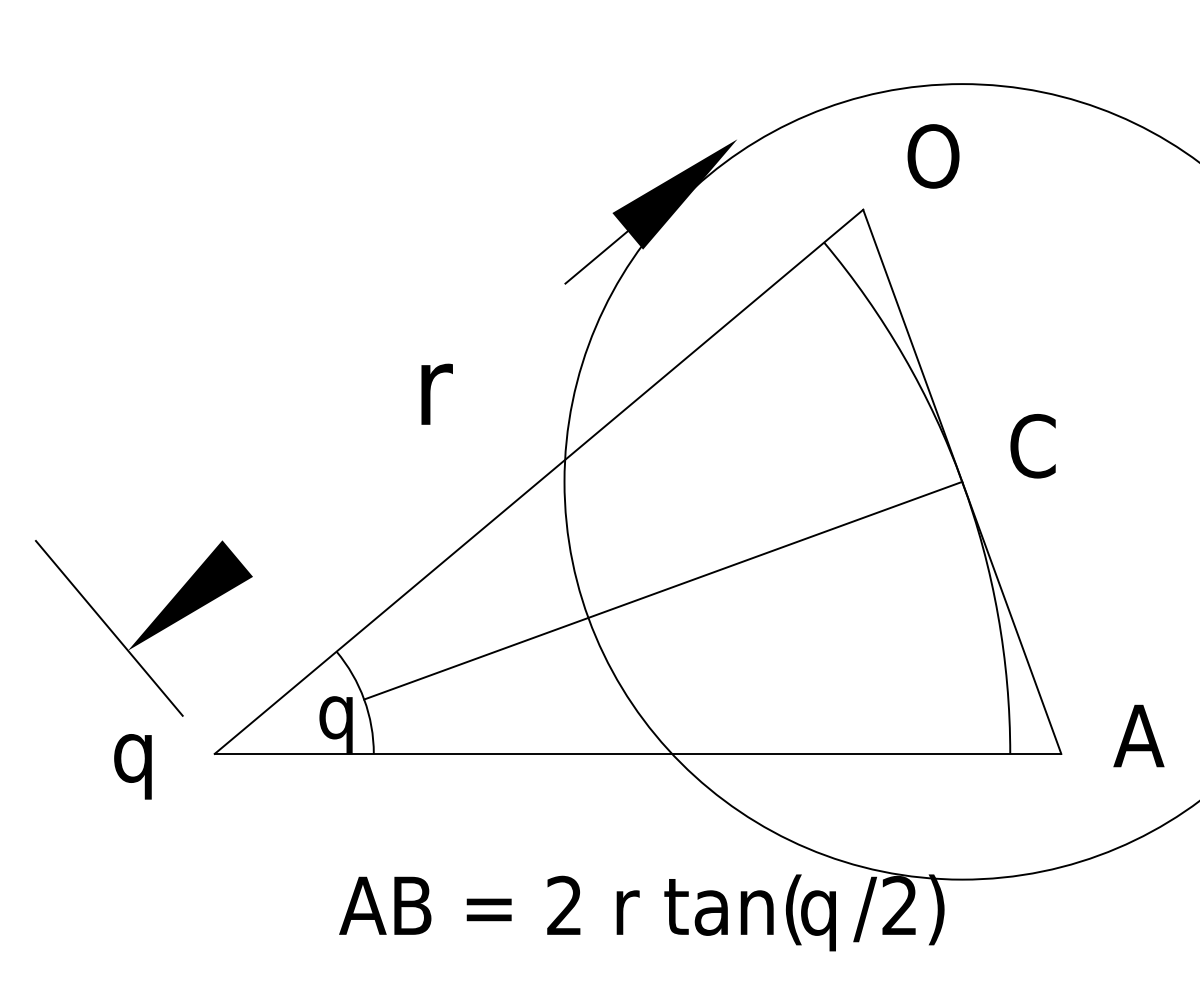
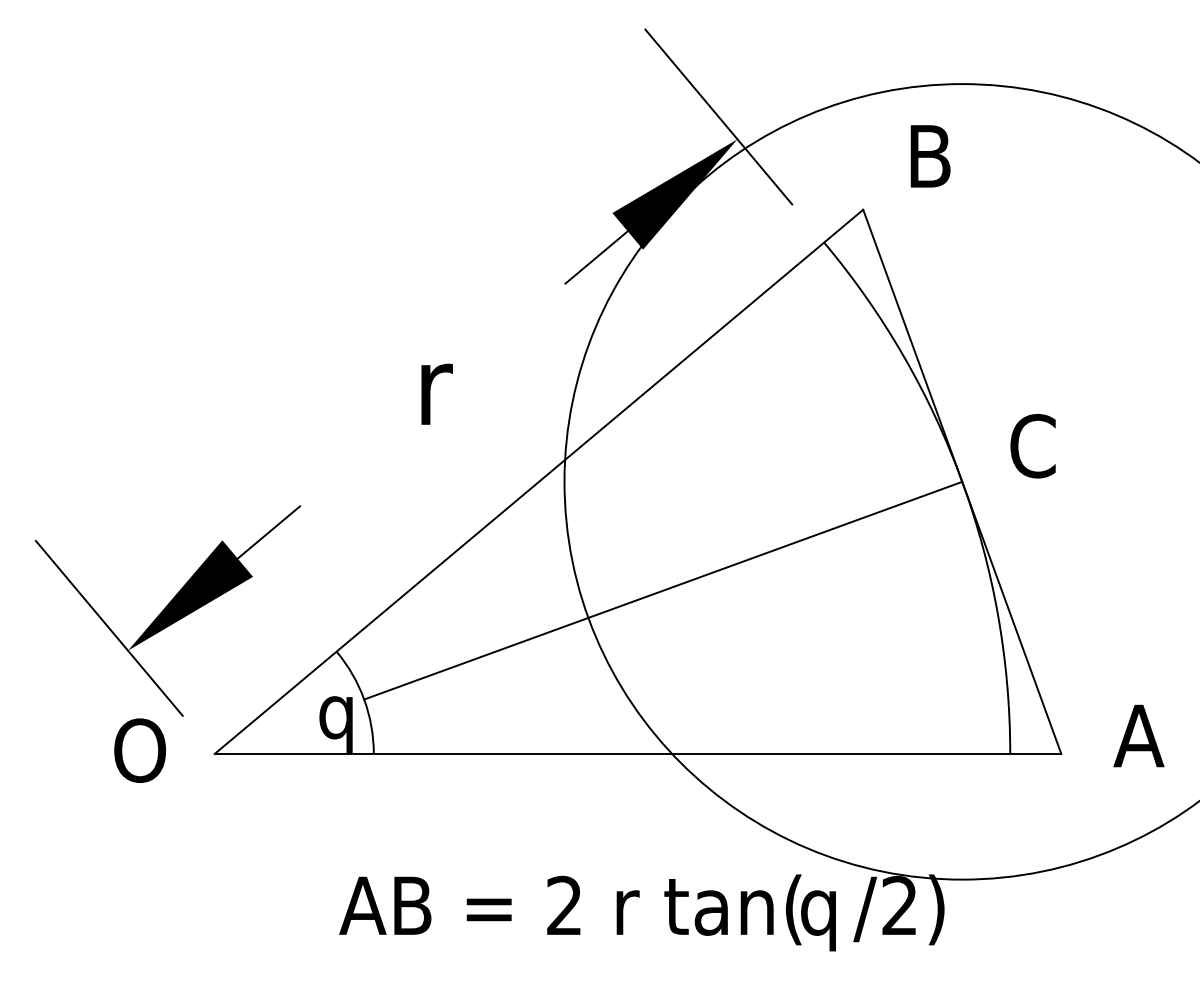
line: none -> present (718, 116)
text: O -> B (933, 156)
line: none -> present (268, 532)
text: q -> O (140, 758)
